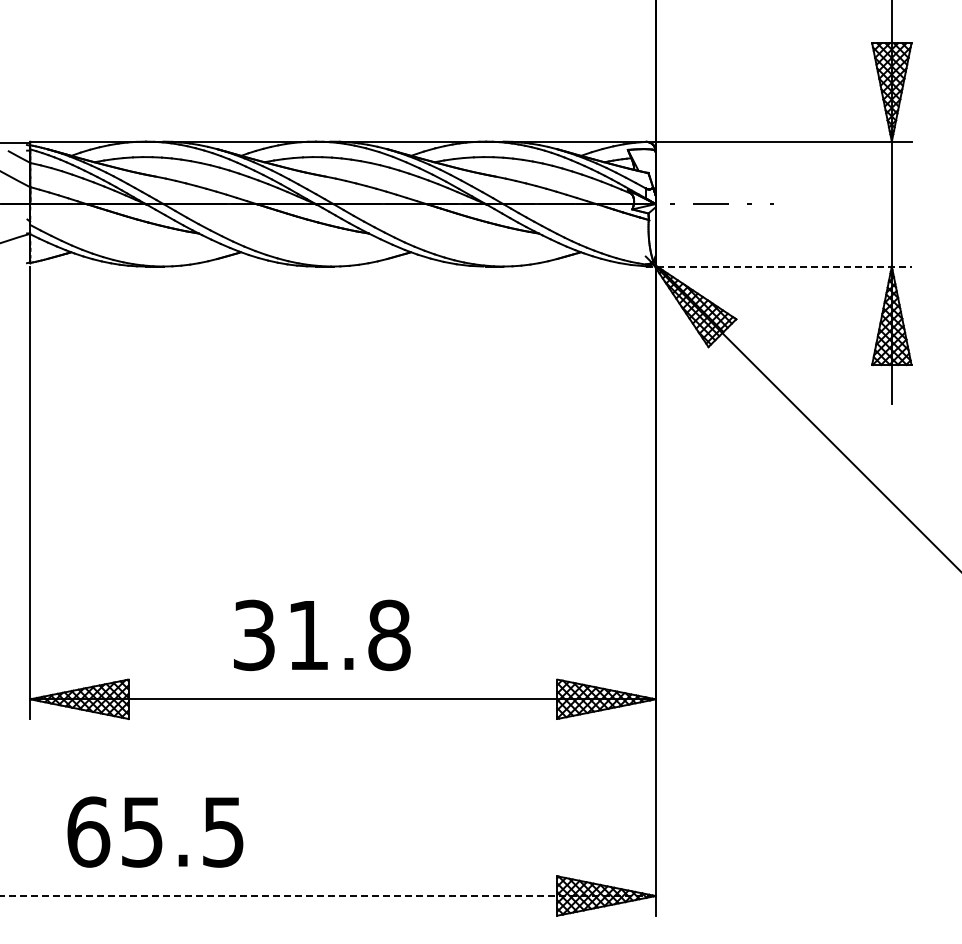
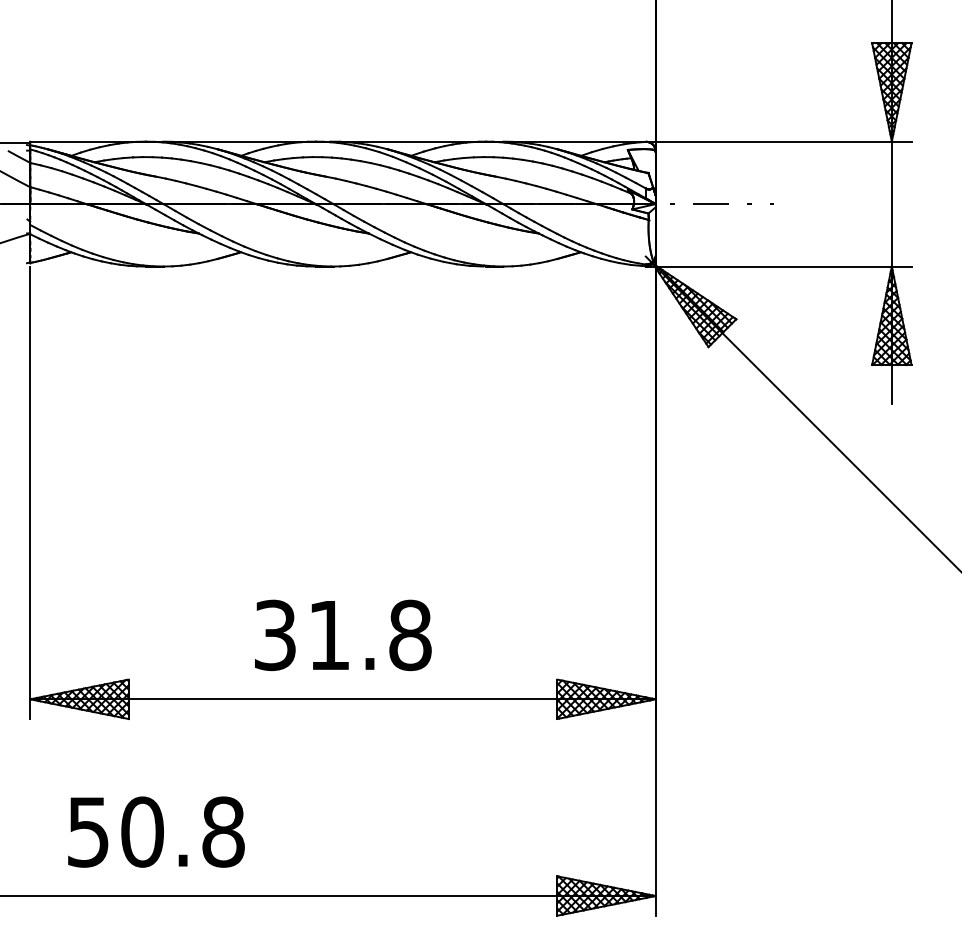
line: dashed -> solid (778, 266)
text position: (322, 635) -> (343, 635) (343, 635)
text: 65.5 -> 50.8 (155, 831)
line: dashed -> solid (328, 896)
